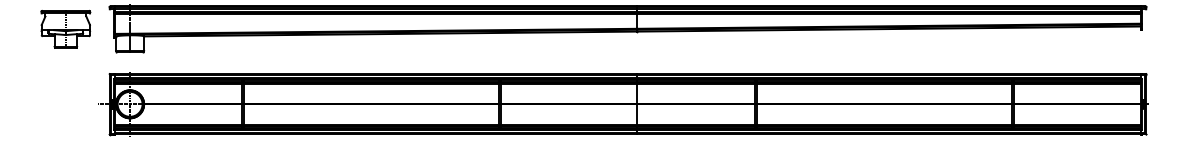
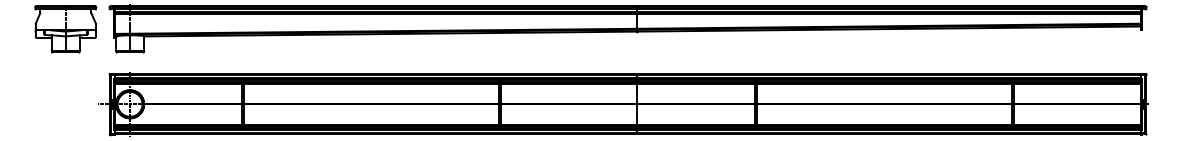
part size: 52x40 px -> 64x49 px (65, 29)
